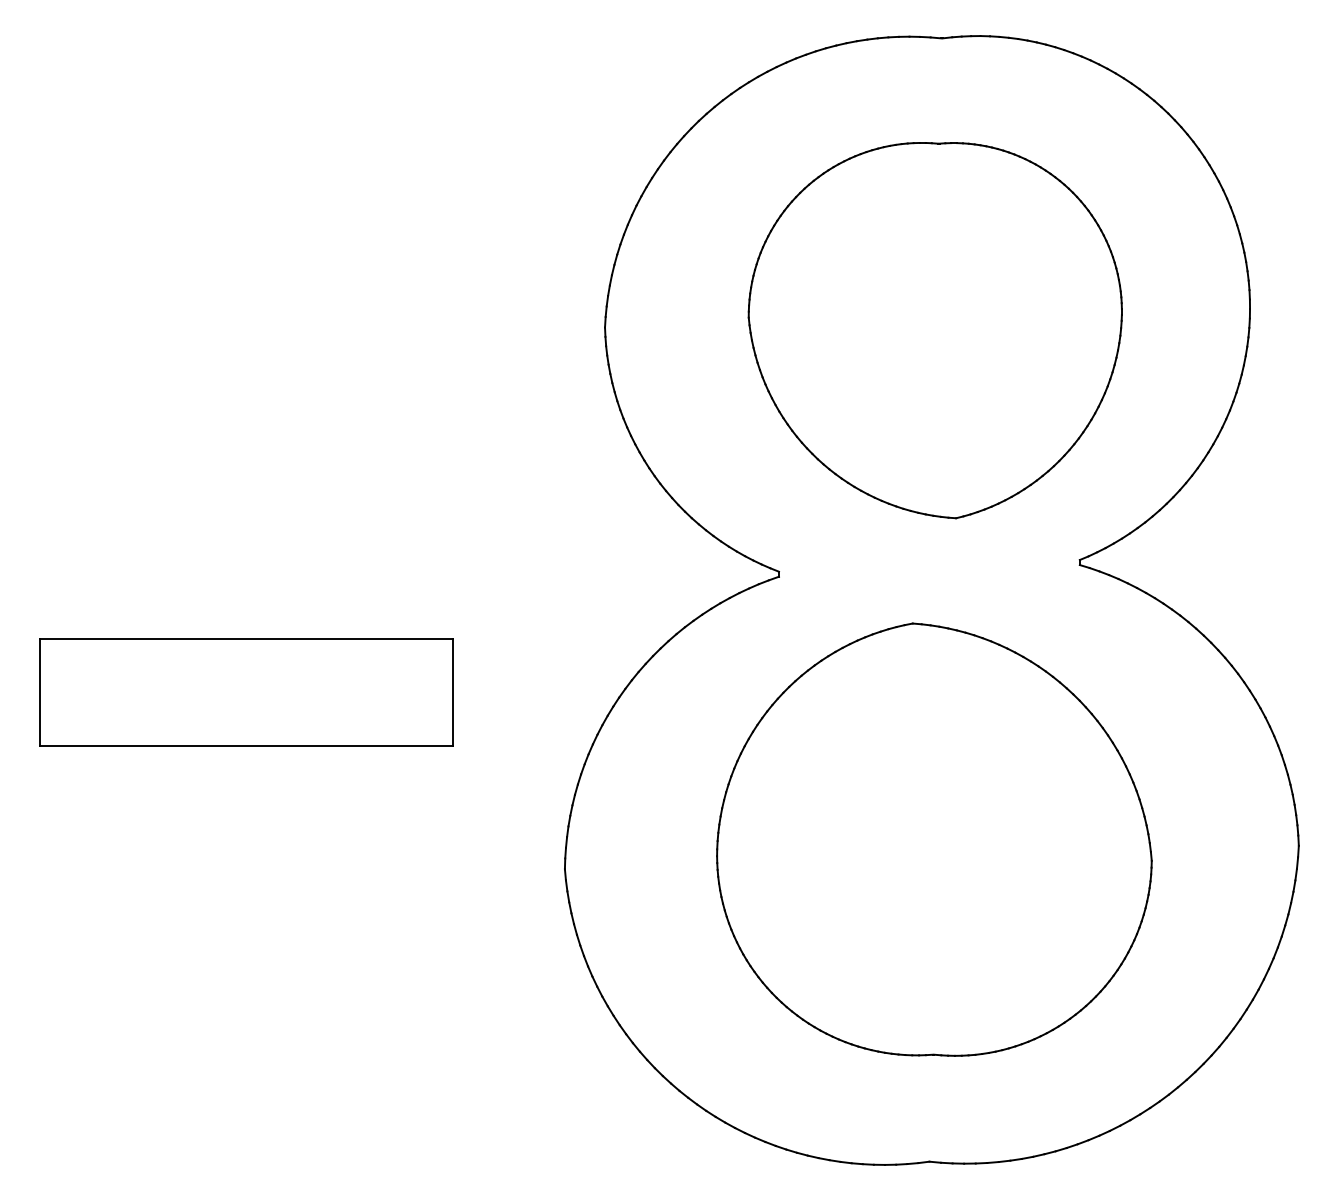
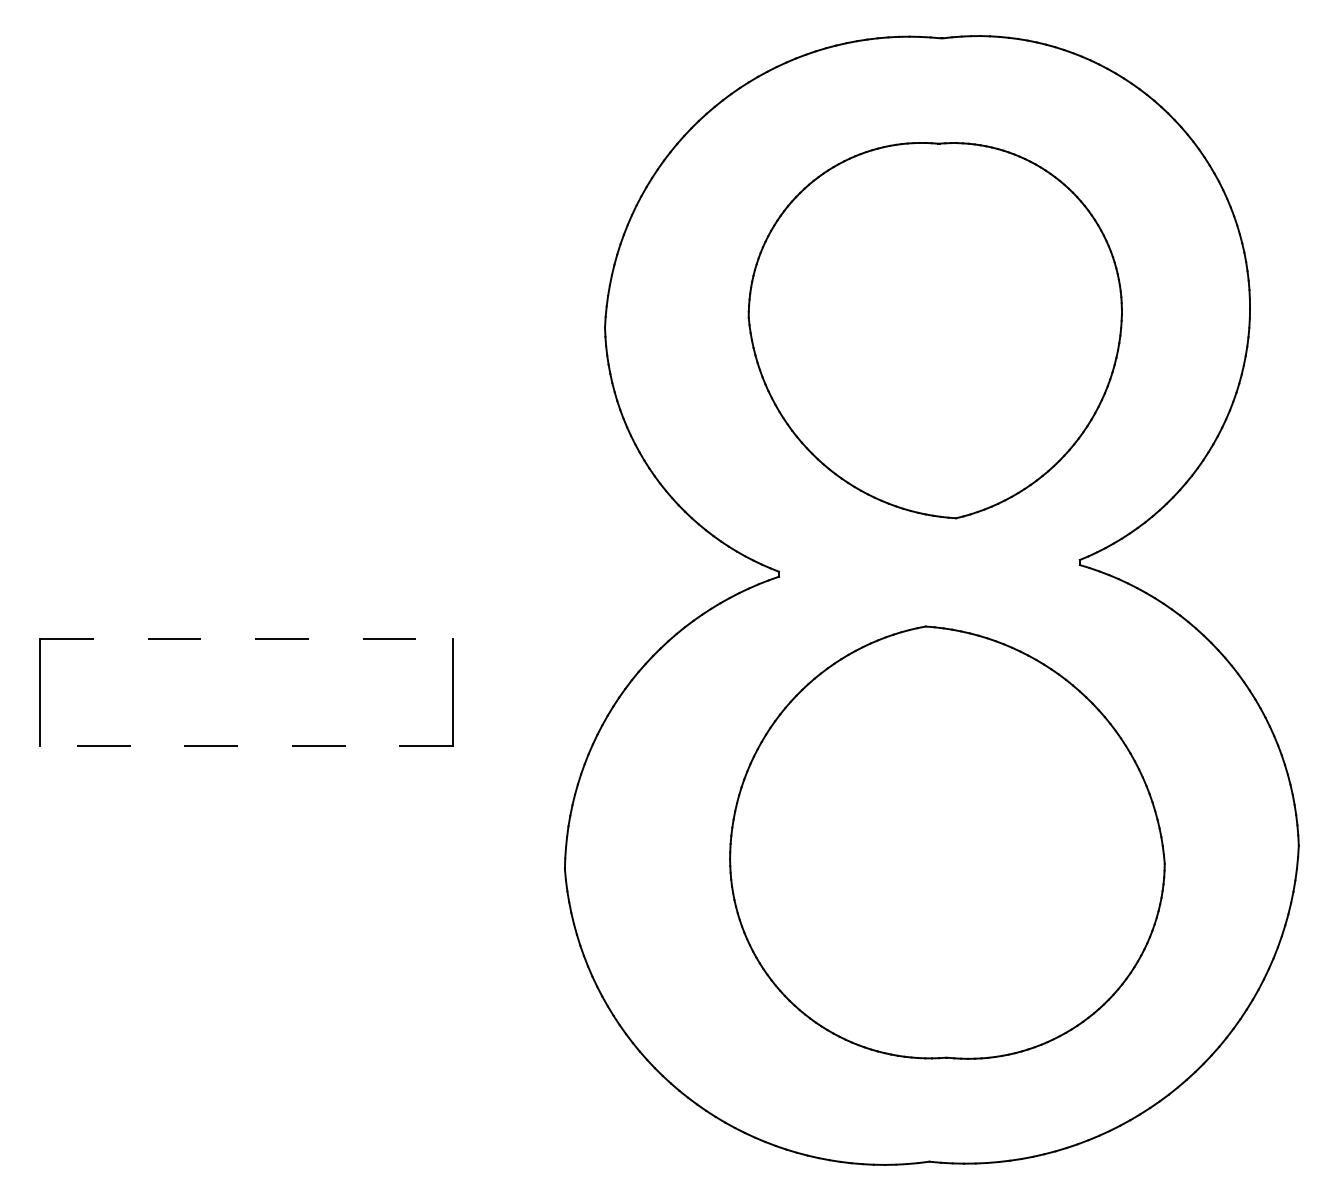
line: solid -> dashed (246, 638)
line: solid -> dashed (246, 745)
part position: (934, 839) -> (947, 842) (947, 842)
